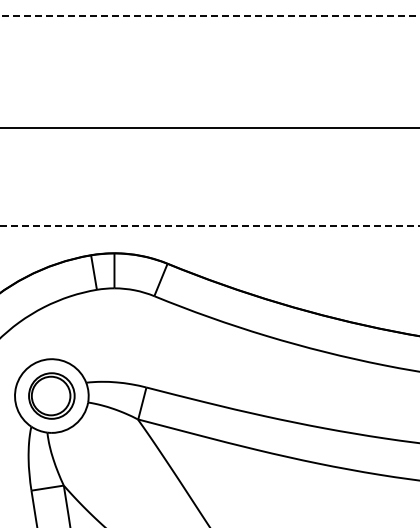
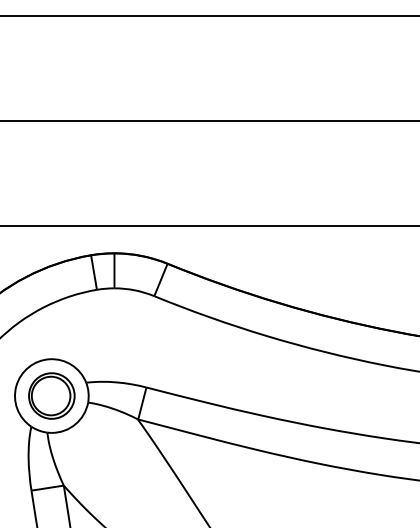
line: dashed -> solid (210, 15)
line position: (209, 128) -> (209, 121) (209, 121)
line: dashed -> solid (209, 226)
